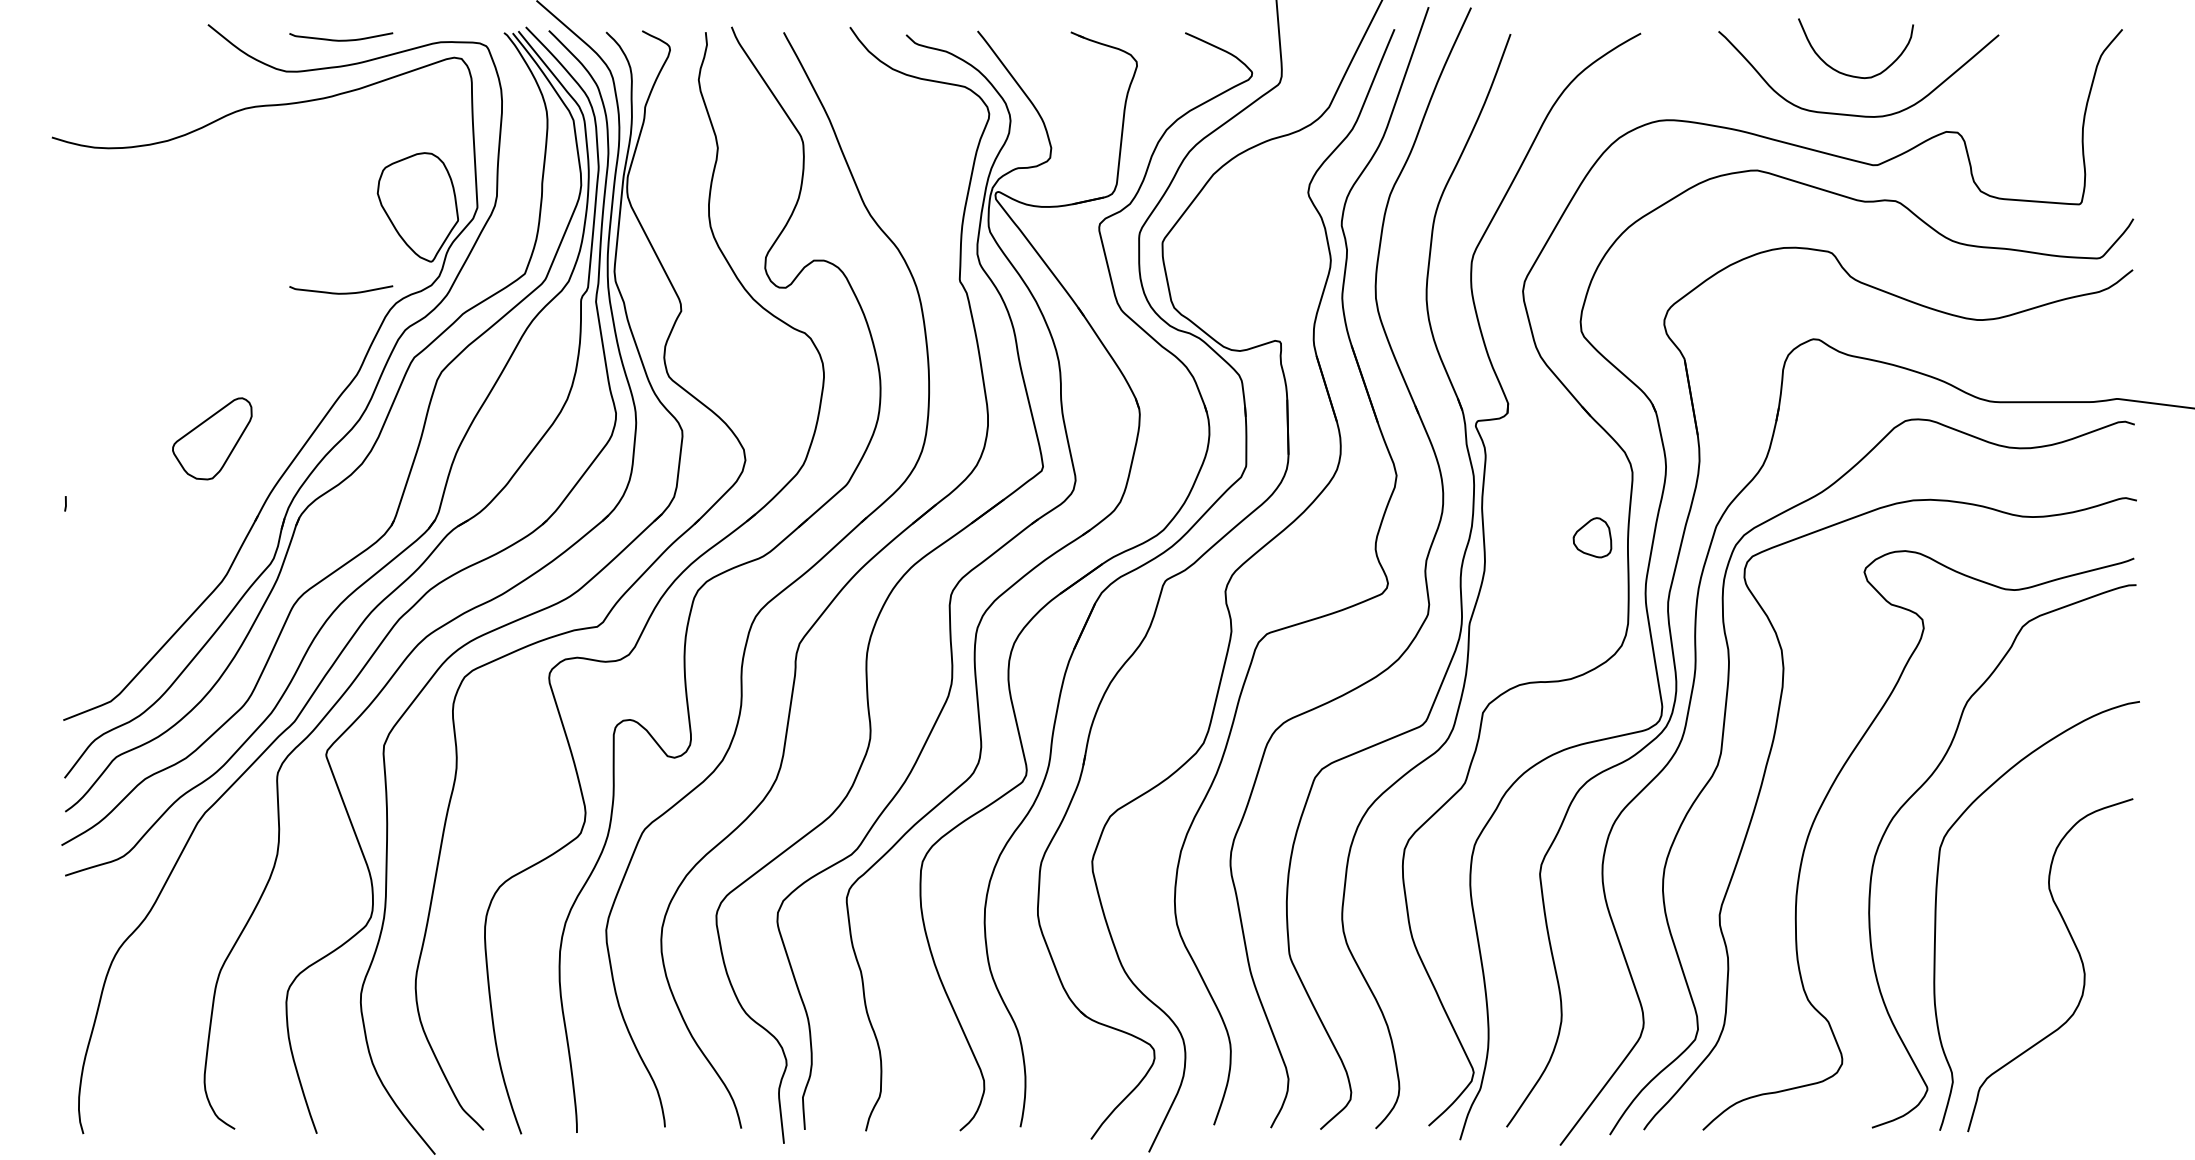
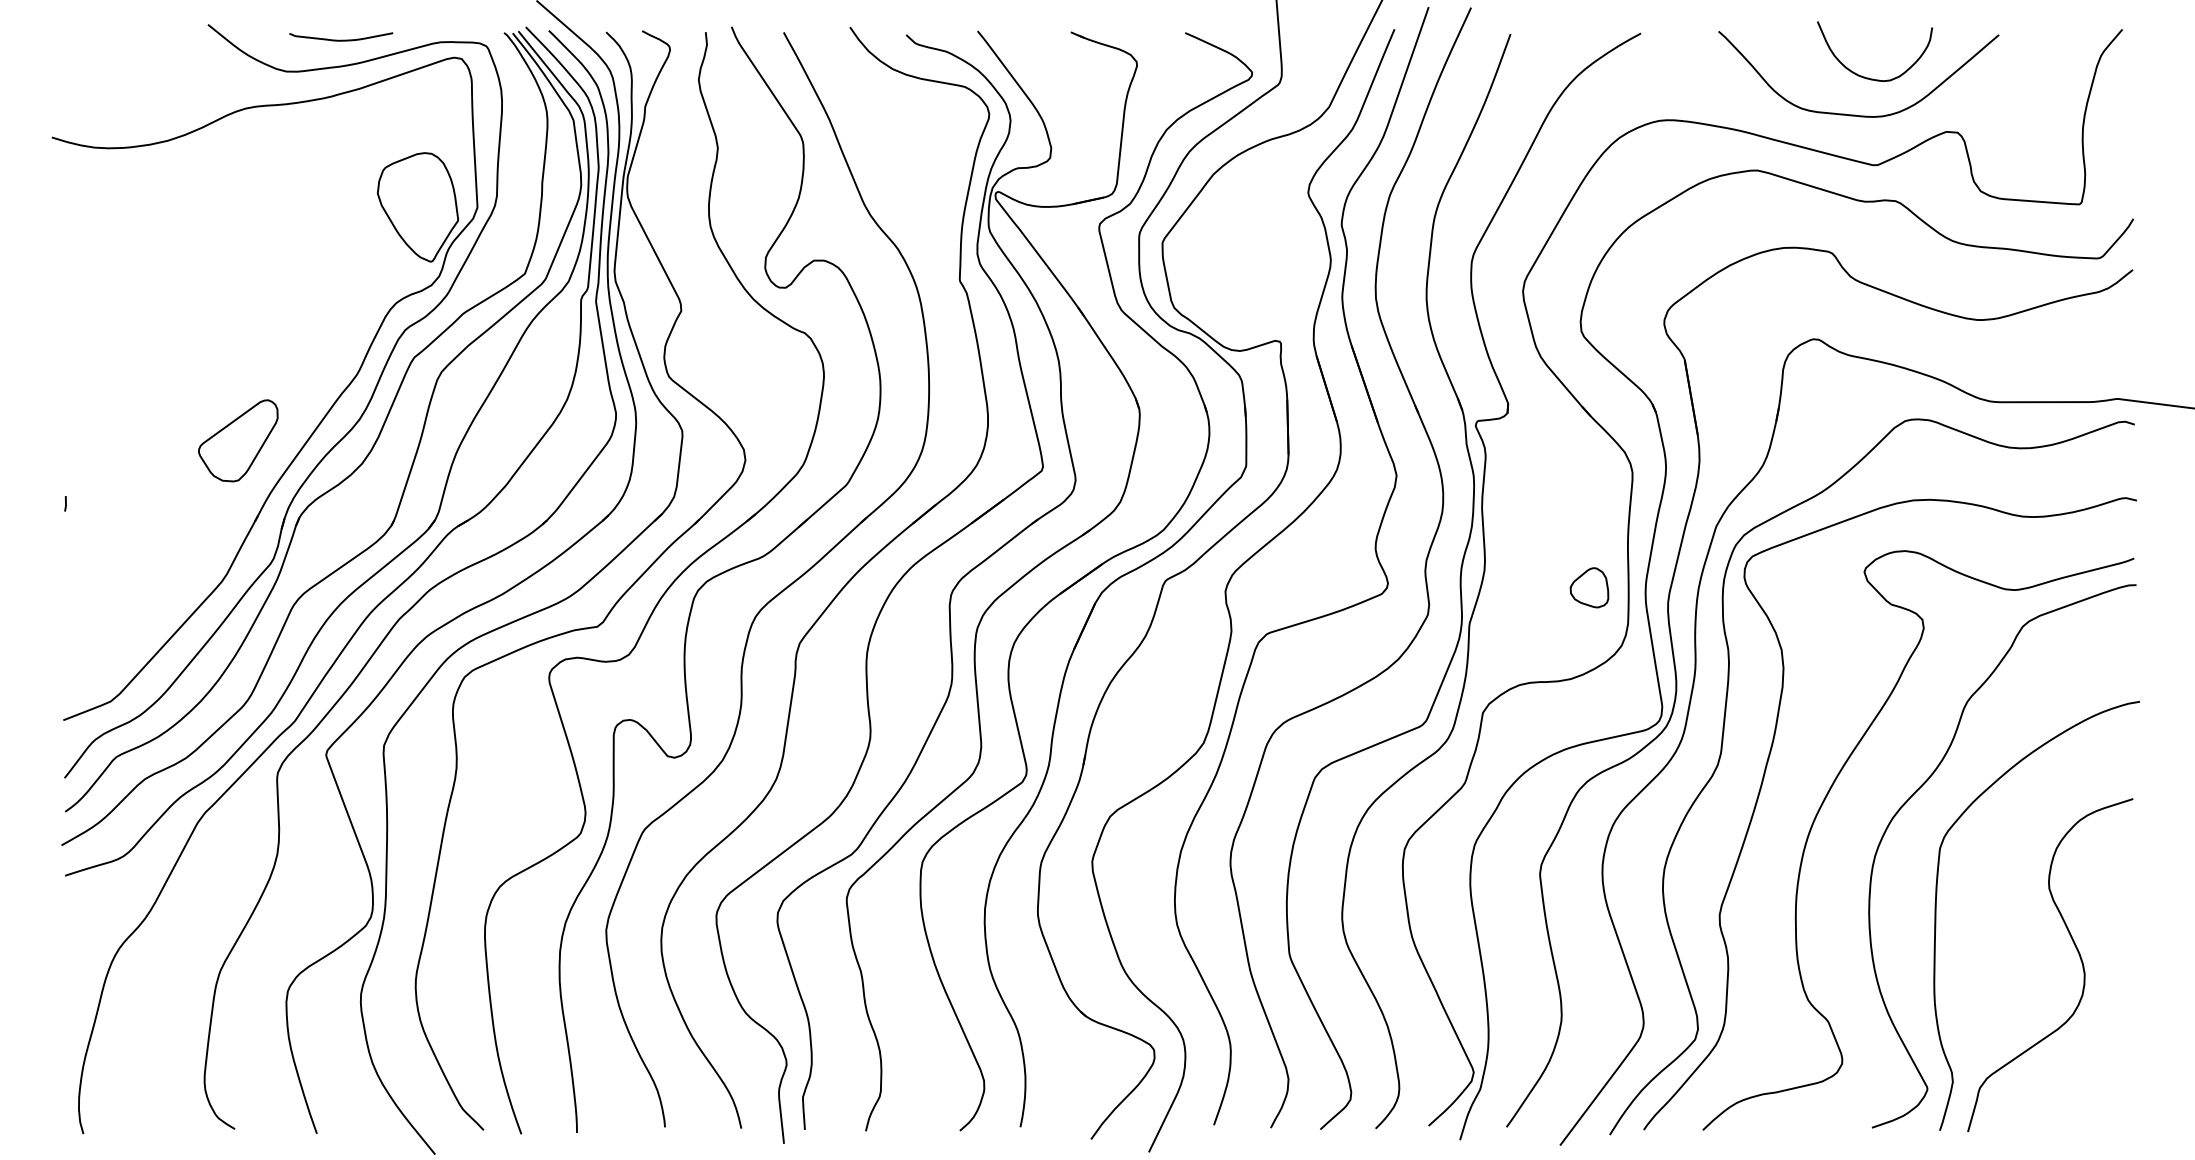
curve position: (1849, 74) -> (1868, 77) (1868, 77)
curve: present -> none (341, 292)
part position: (212, 438) -> (238, 440) (238, 440)
part position: (1592, 537) -> (1589, 587) (1589, 587)
